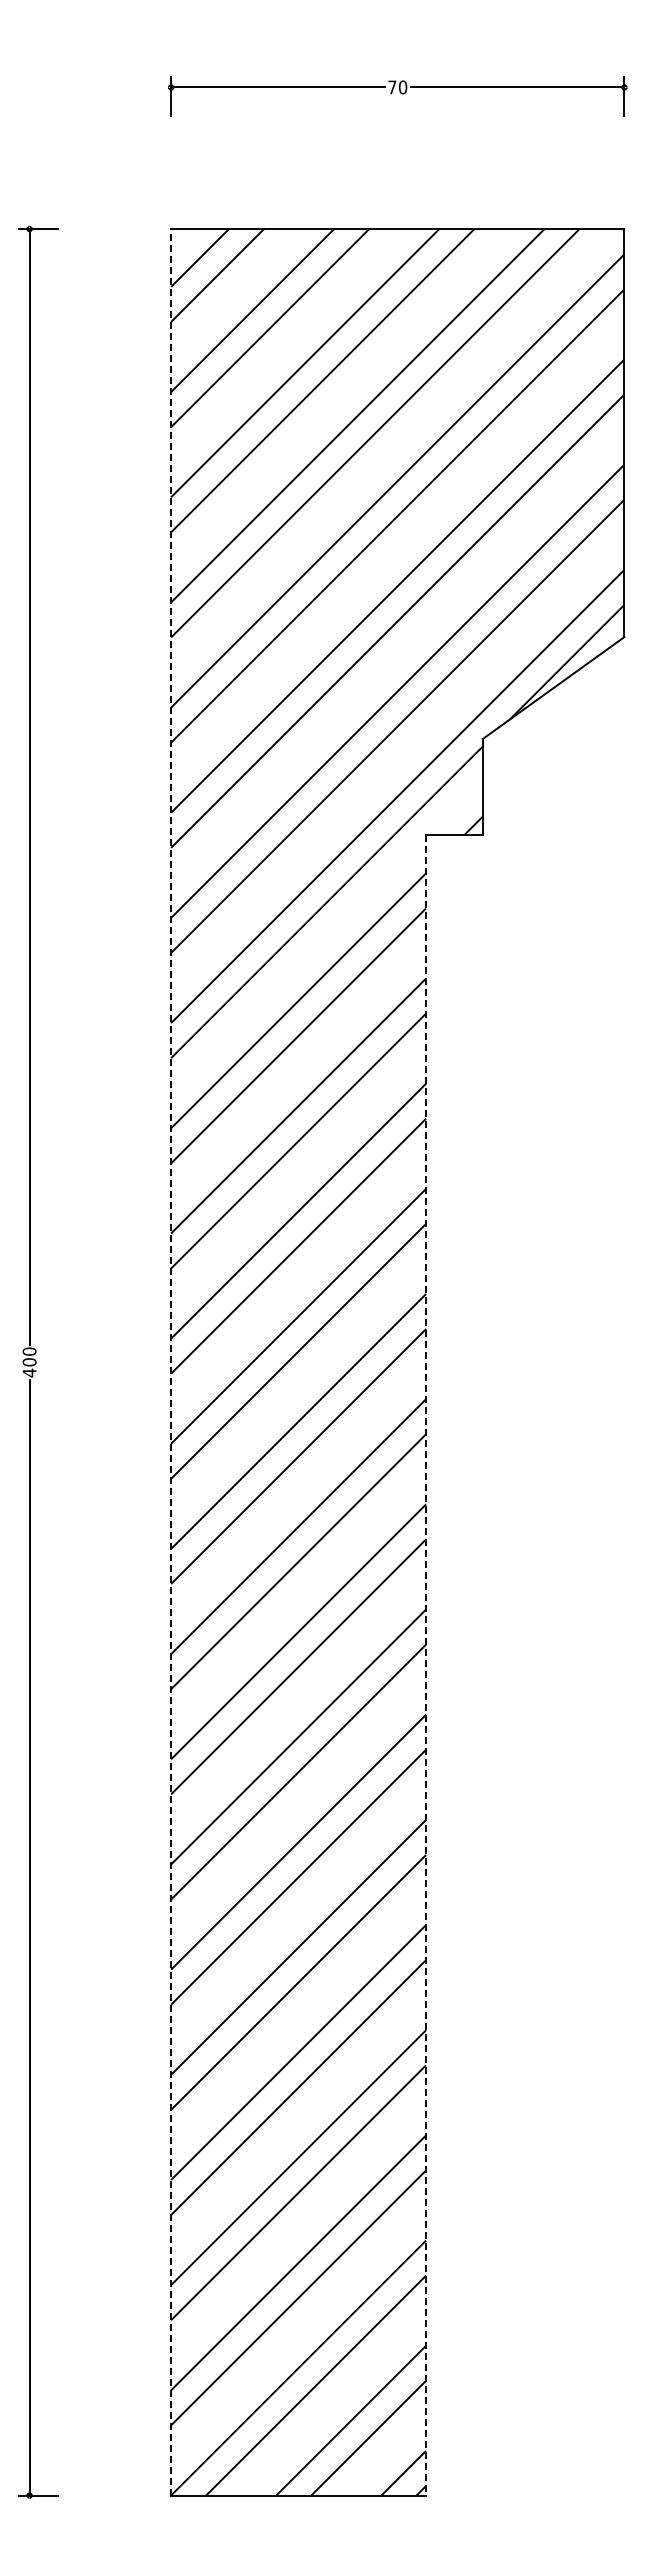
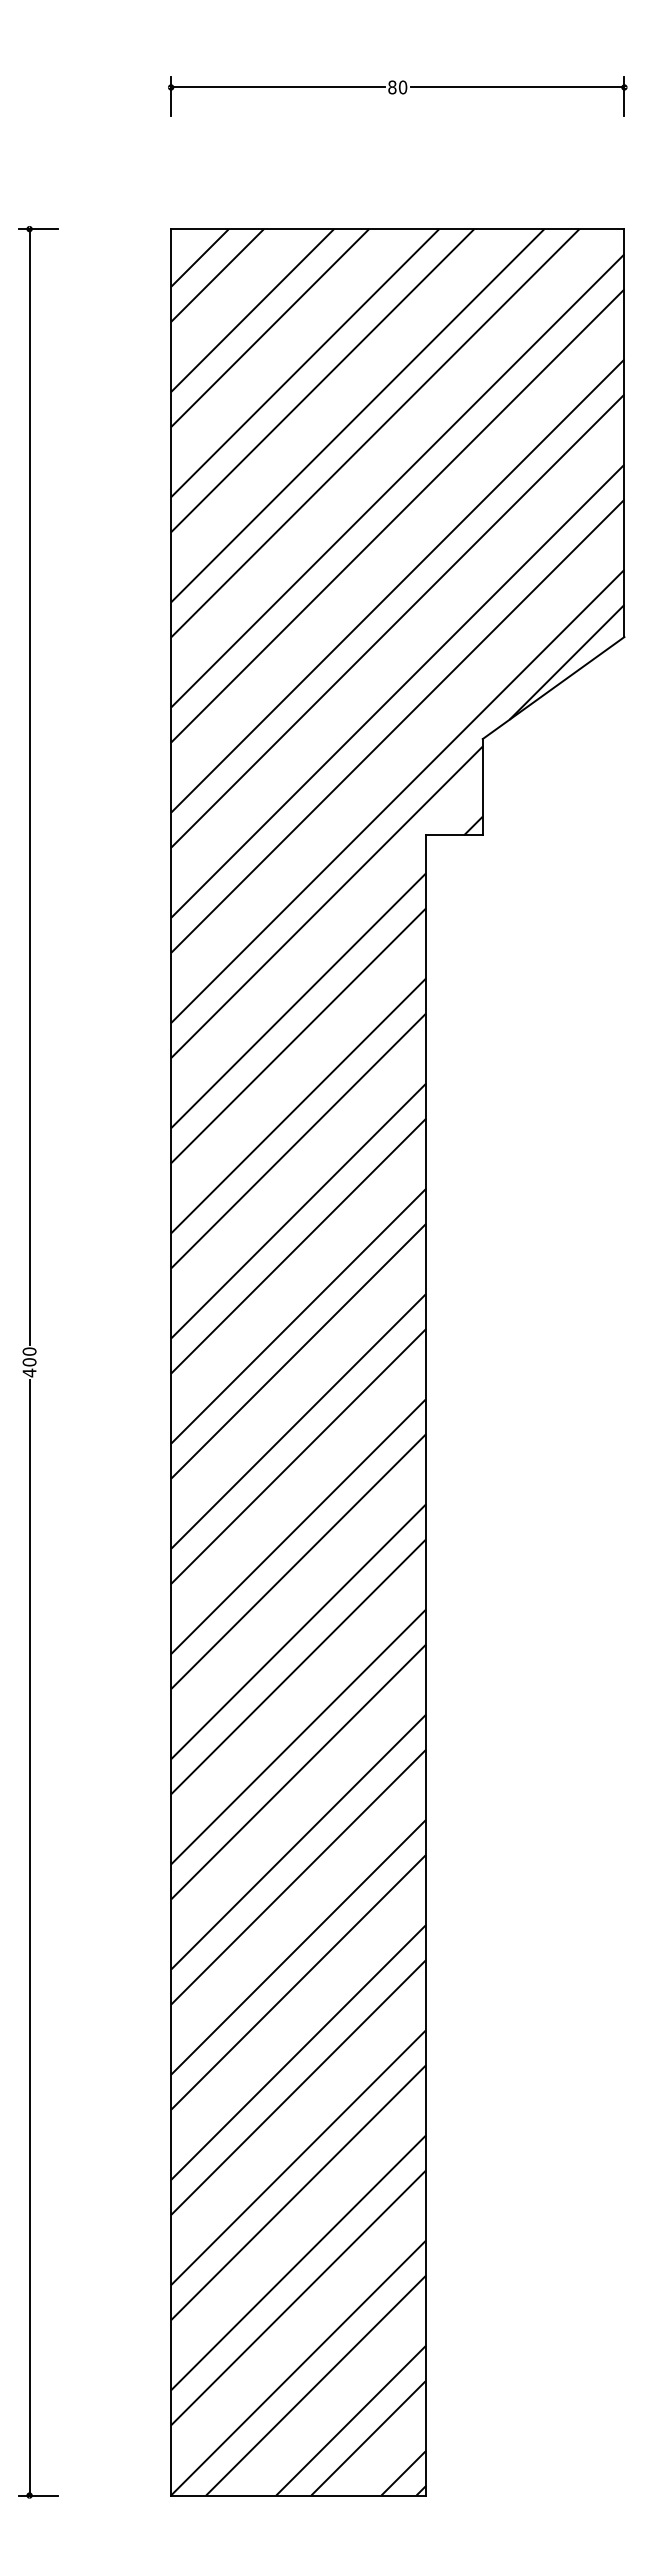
text: 70 -> 80 (392, 87)
line: dashed -> solid (171, 1361)
line: dashed -> solid (426, 1665)
